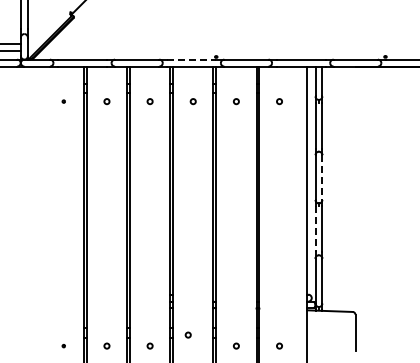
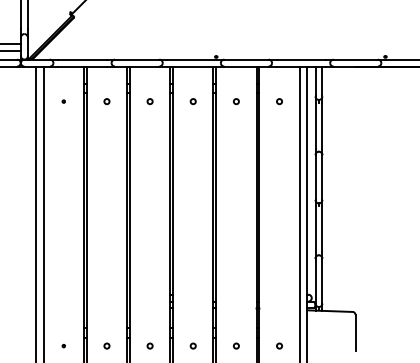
line: dashed -> solid (192, 59)
line: dashed -> solid (322, 178)
line: none -> present (36, 212)
line: none -> present (43, 212)
line: none -> present (299, 212)
line: dashed -> solid (315, 229)
circle position: (187, 334) -> (192, 345) (192, 345)
